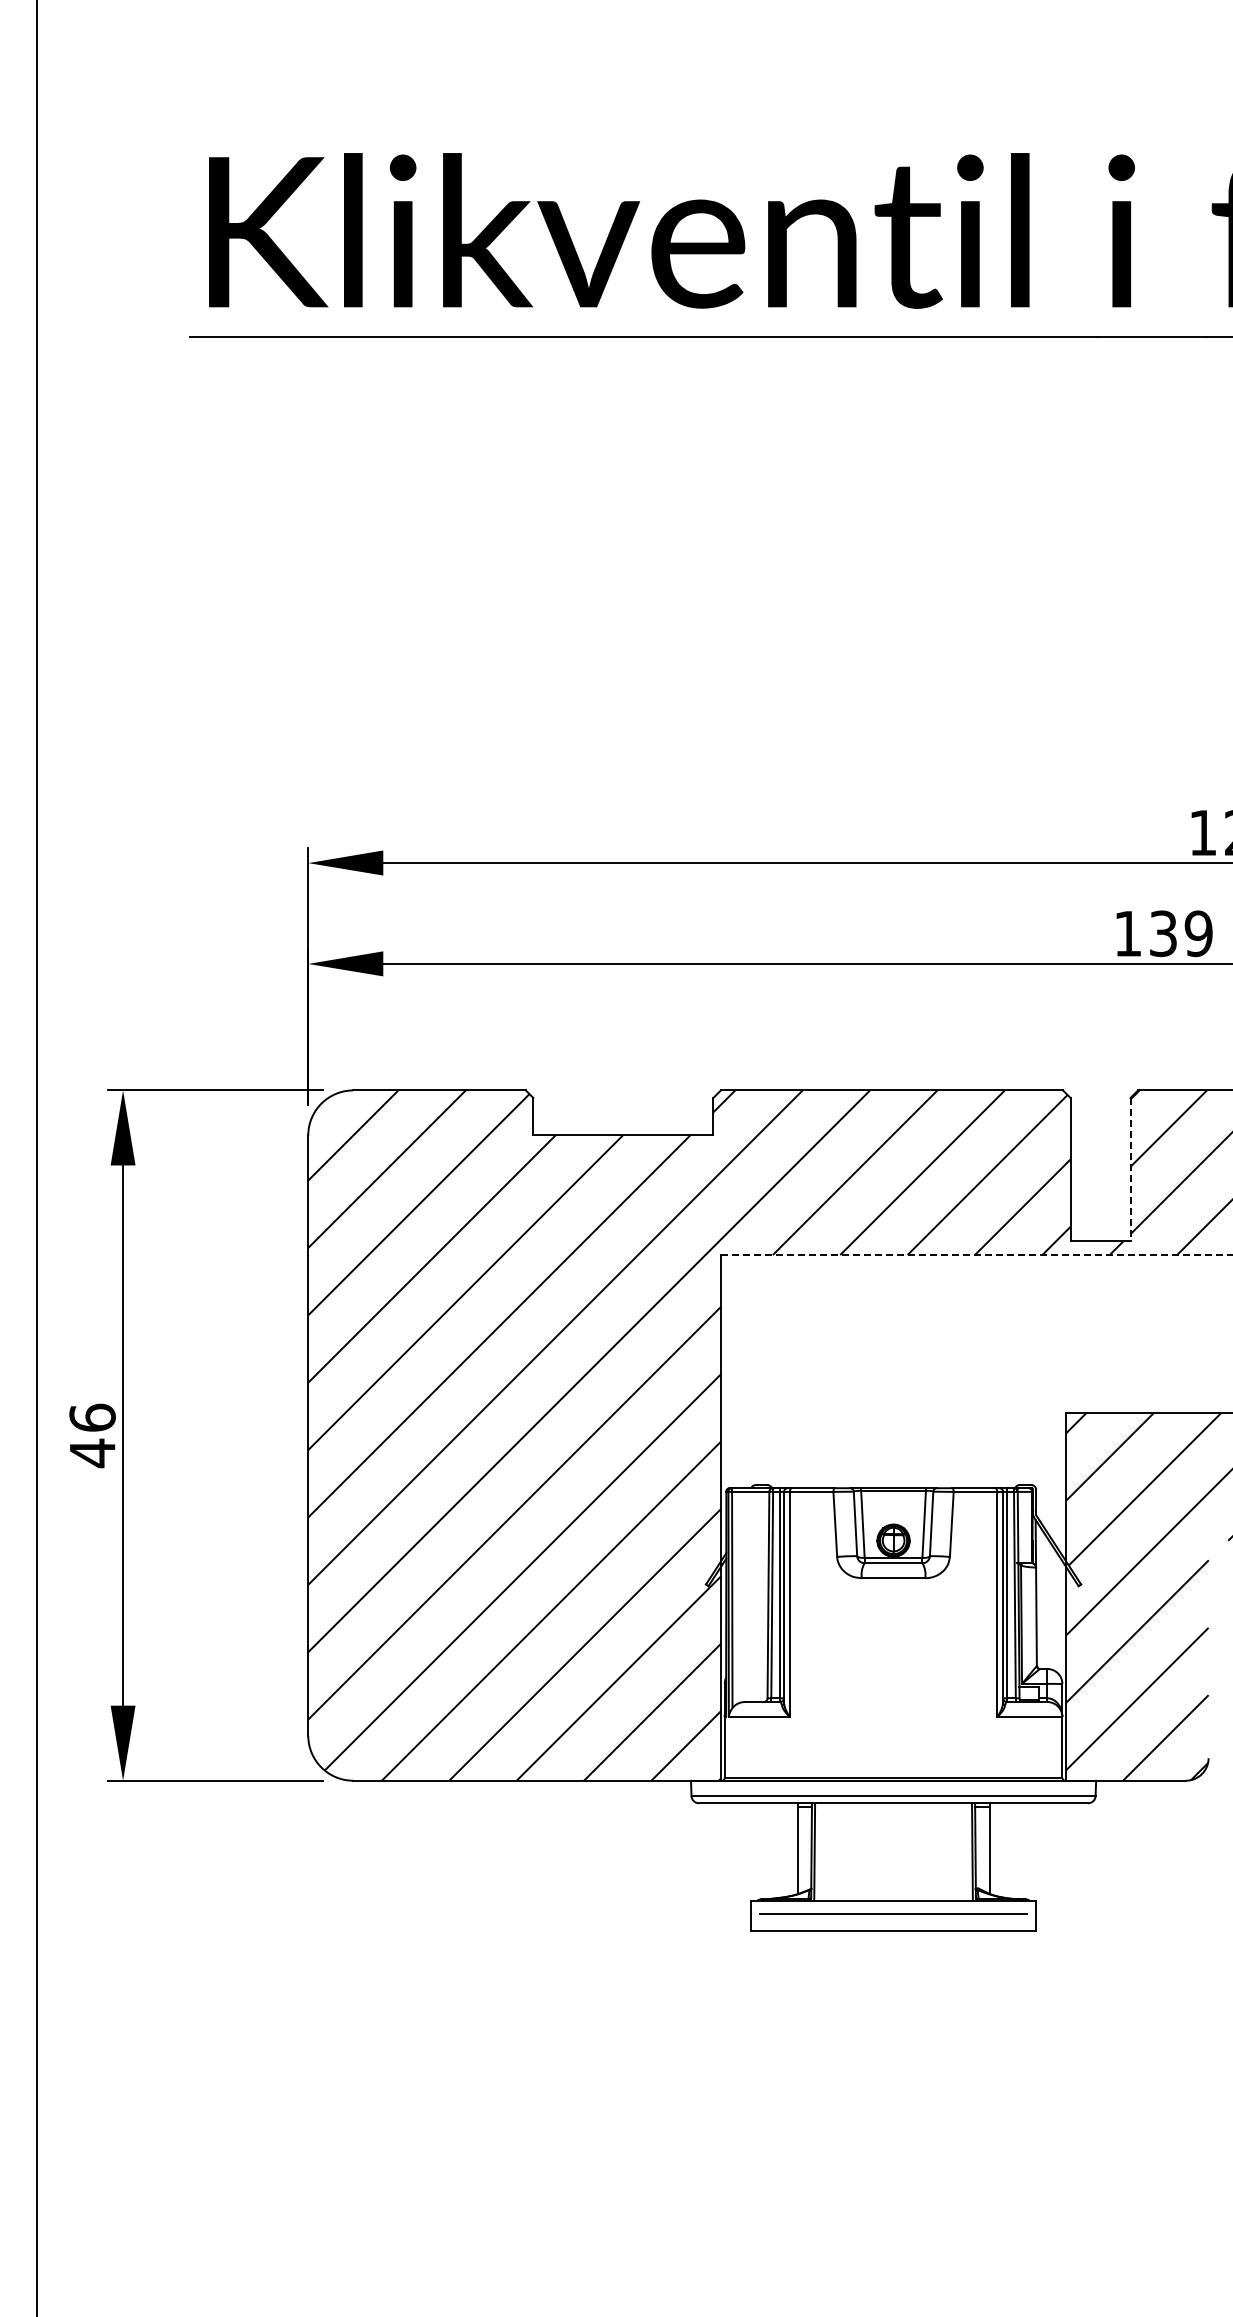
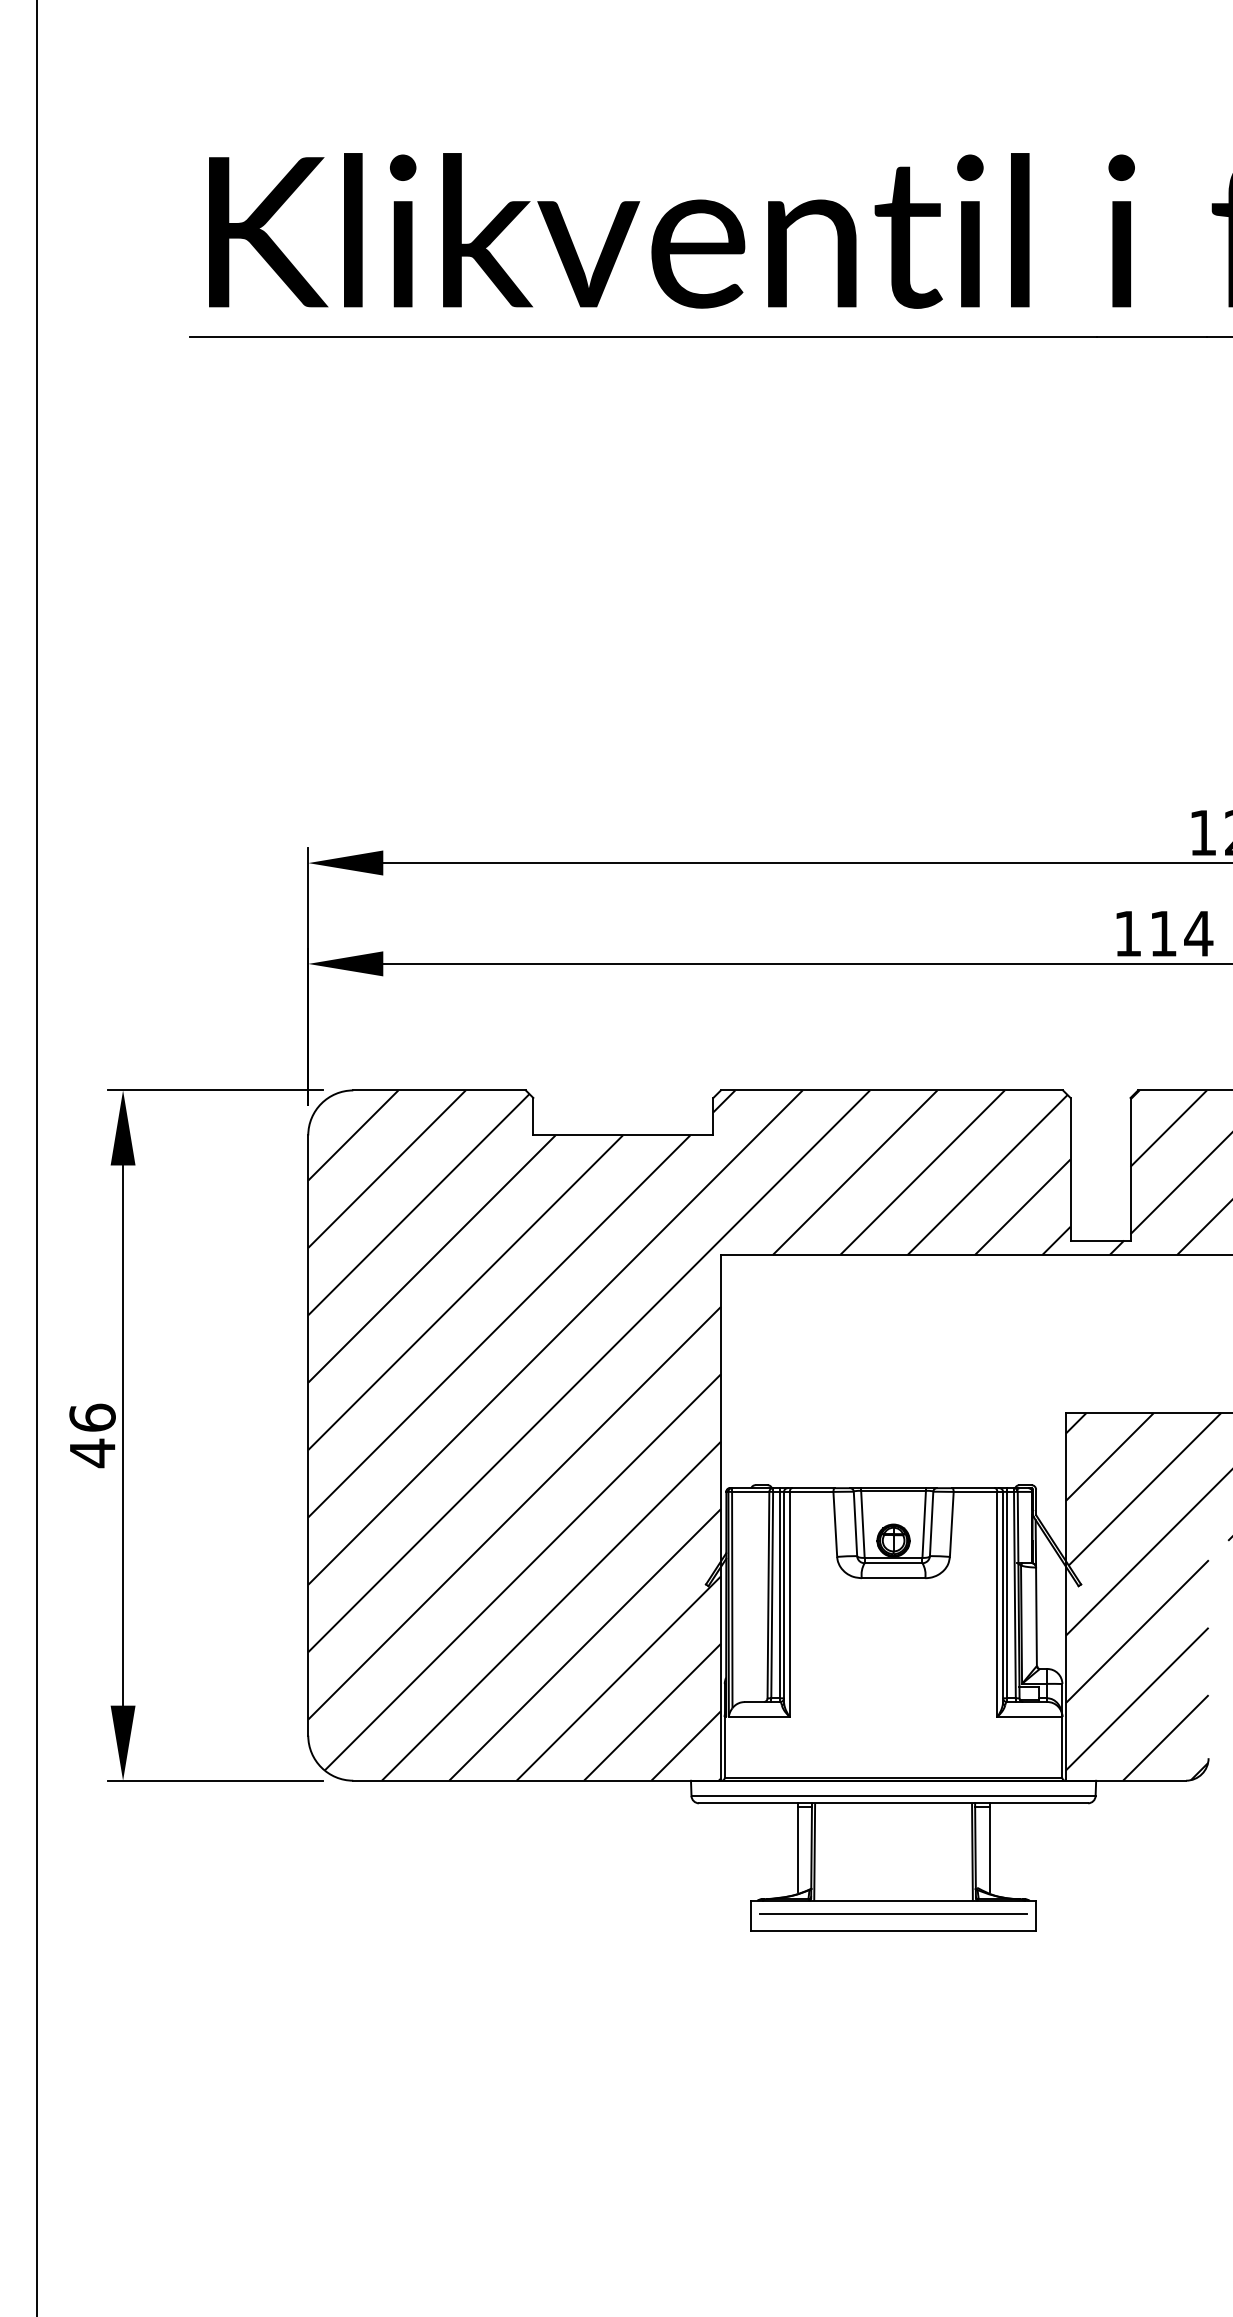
text: 139 -> 114 (1181, 933)
line: dashed -> solid (1130, 1169)
line: dashed -> solid (976, 1255)
